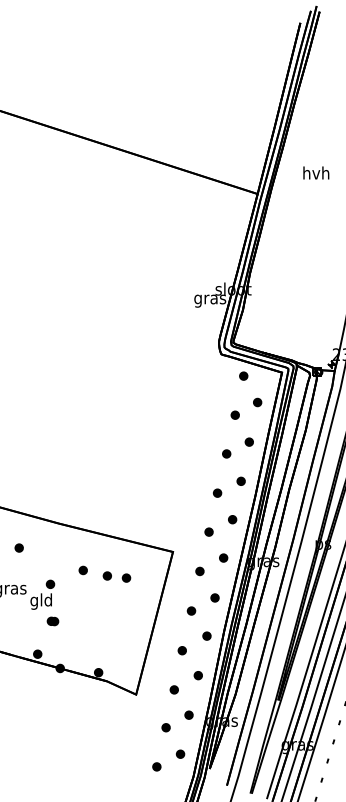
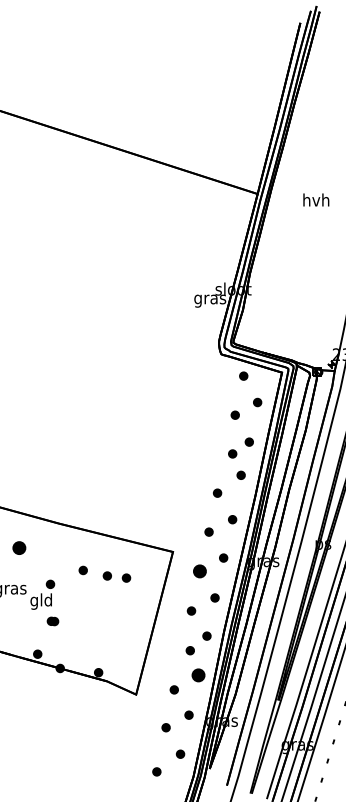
text position: (316, 172) -> (316, 199) (316, 199)
part position: (226, 453) -> (232, 453) (232, 453)
part position: (240, 480) -> (240, 474) (240, 474)
part size: 10x10 px -> 15x14 px (19, 547)
part size: 10x11 px -> 14x15 px (199, 571)
part position: (181, 650) -> (189, 650) (189, 650)
part size: 10x10 px -> 15x15 px (198, 675)
part position: (156, 766) -> (156, 771) (156, 771)
